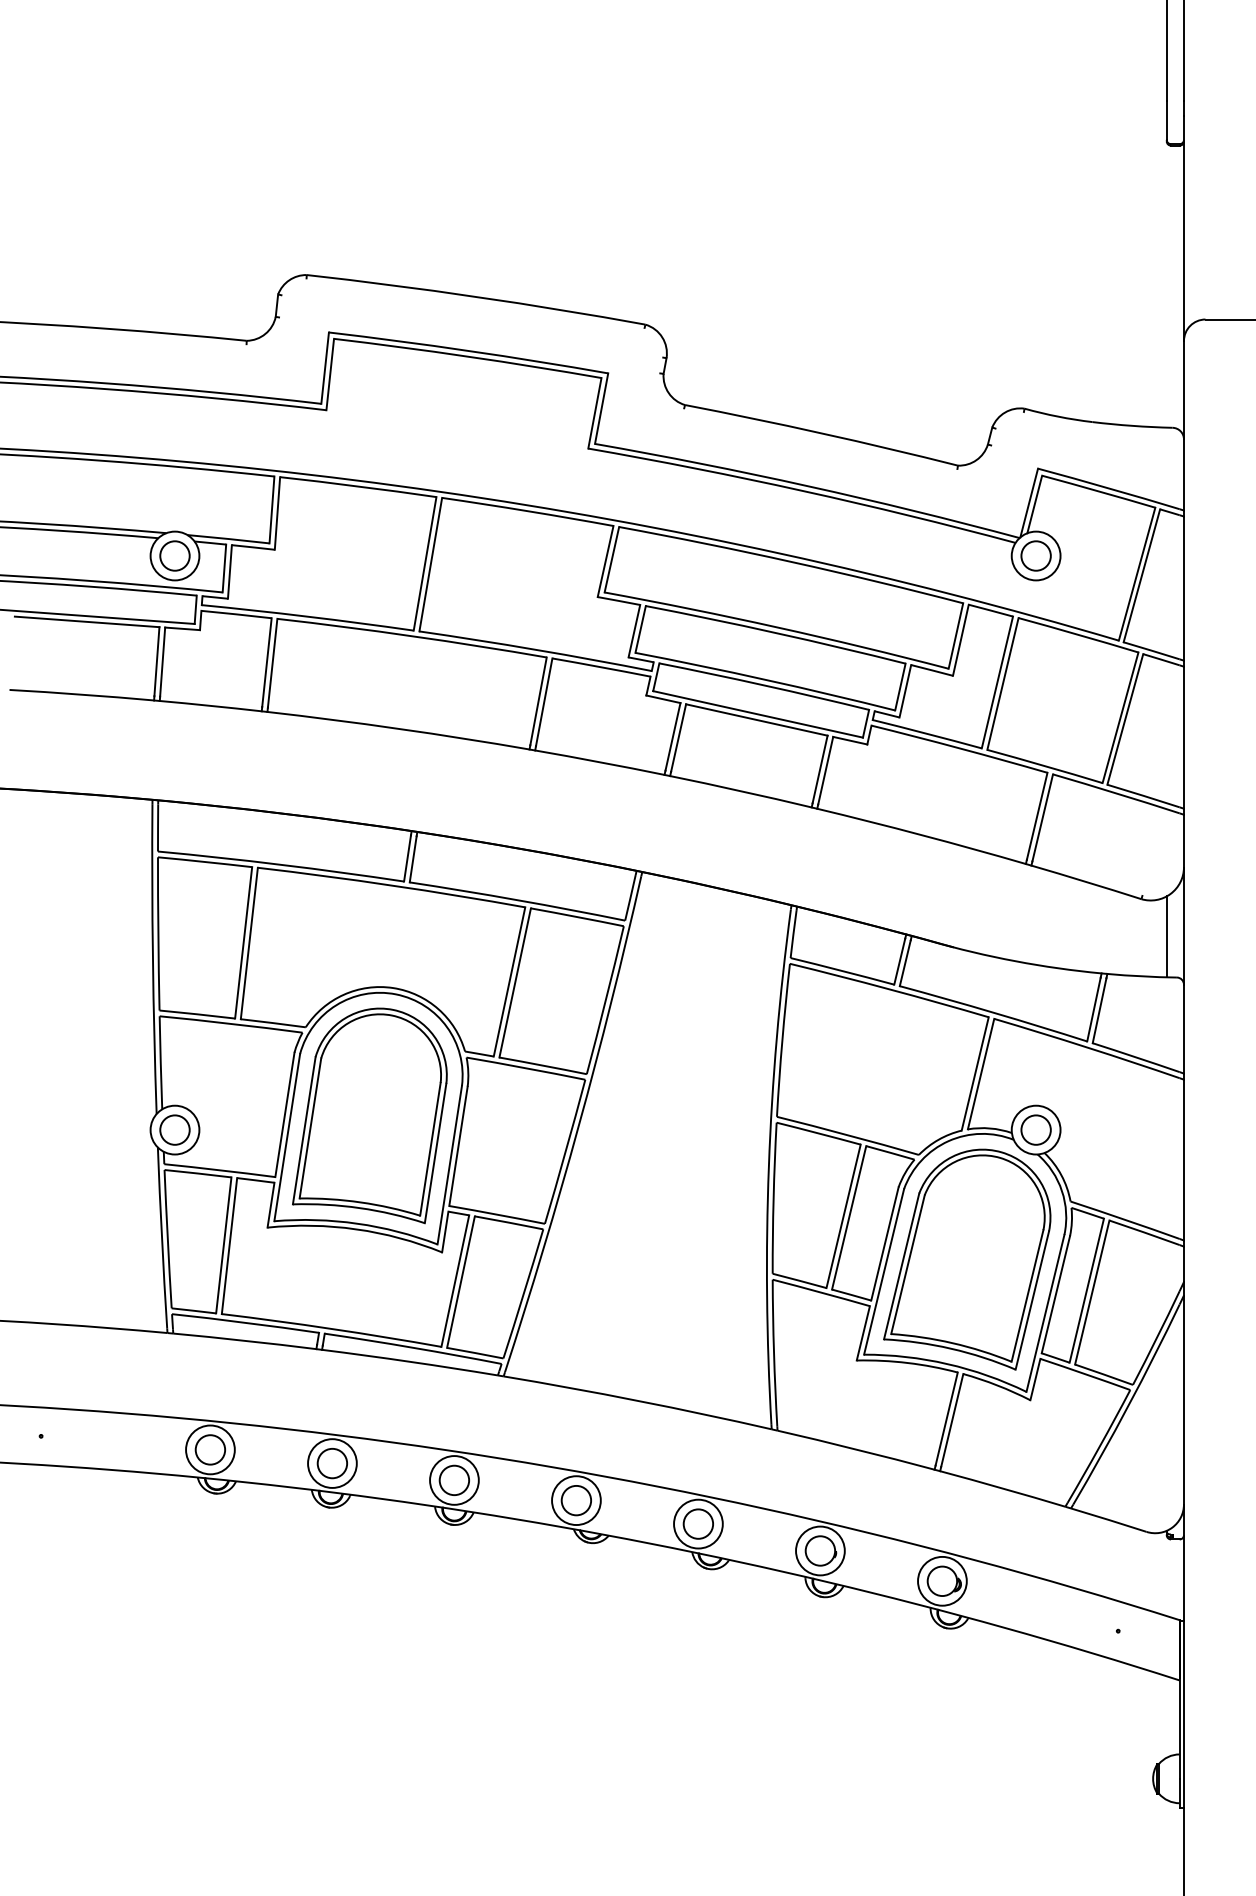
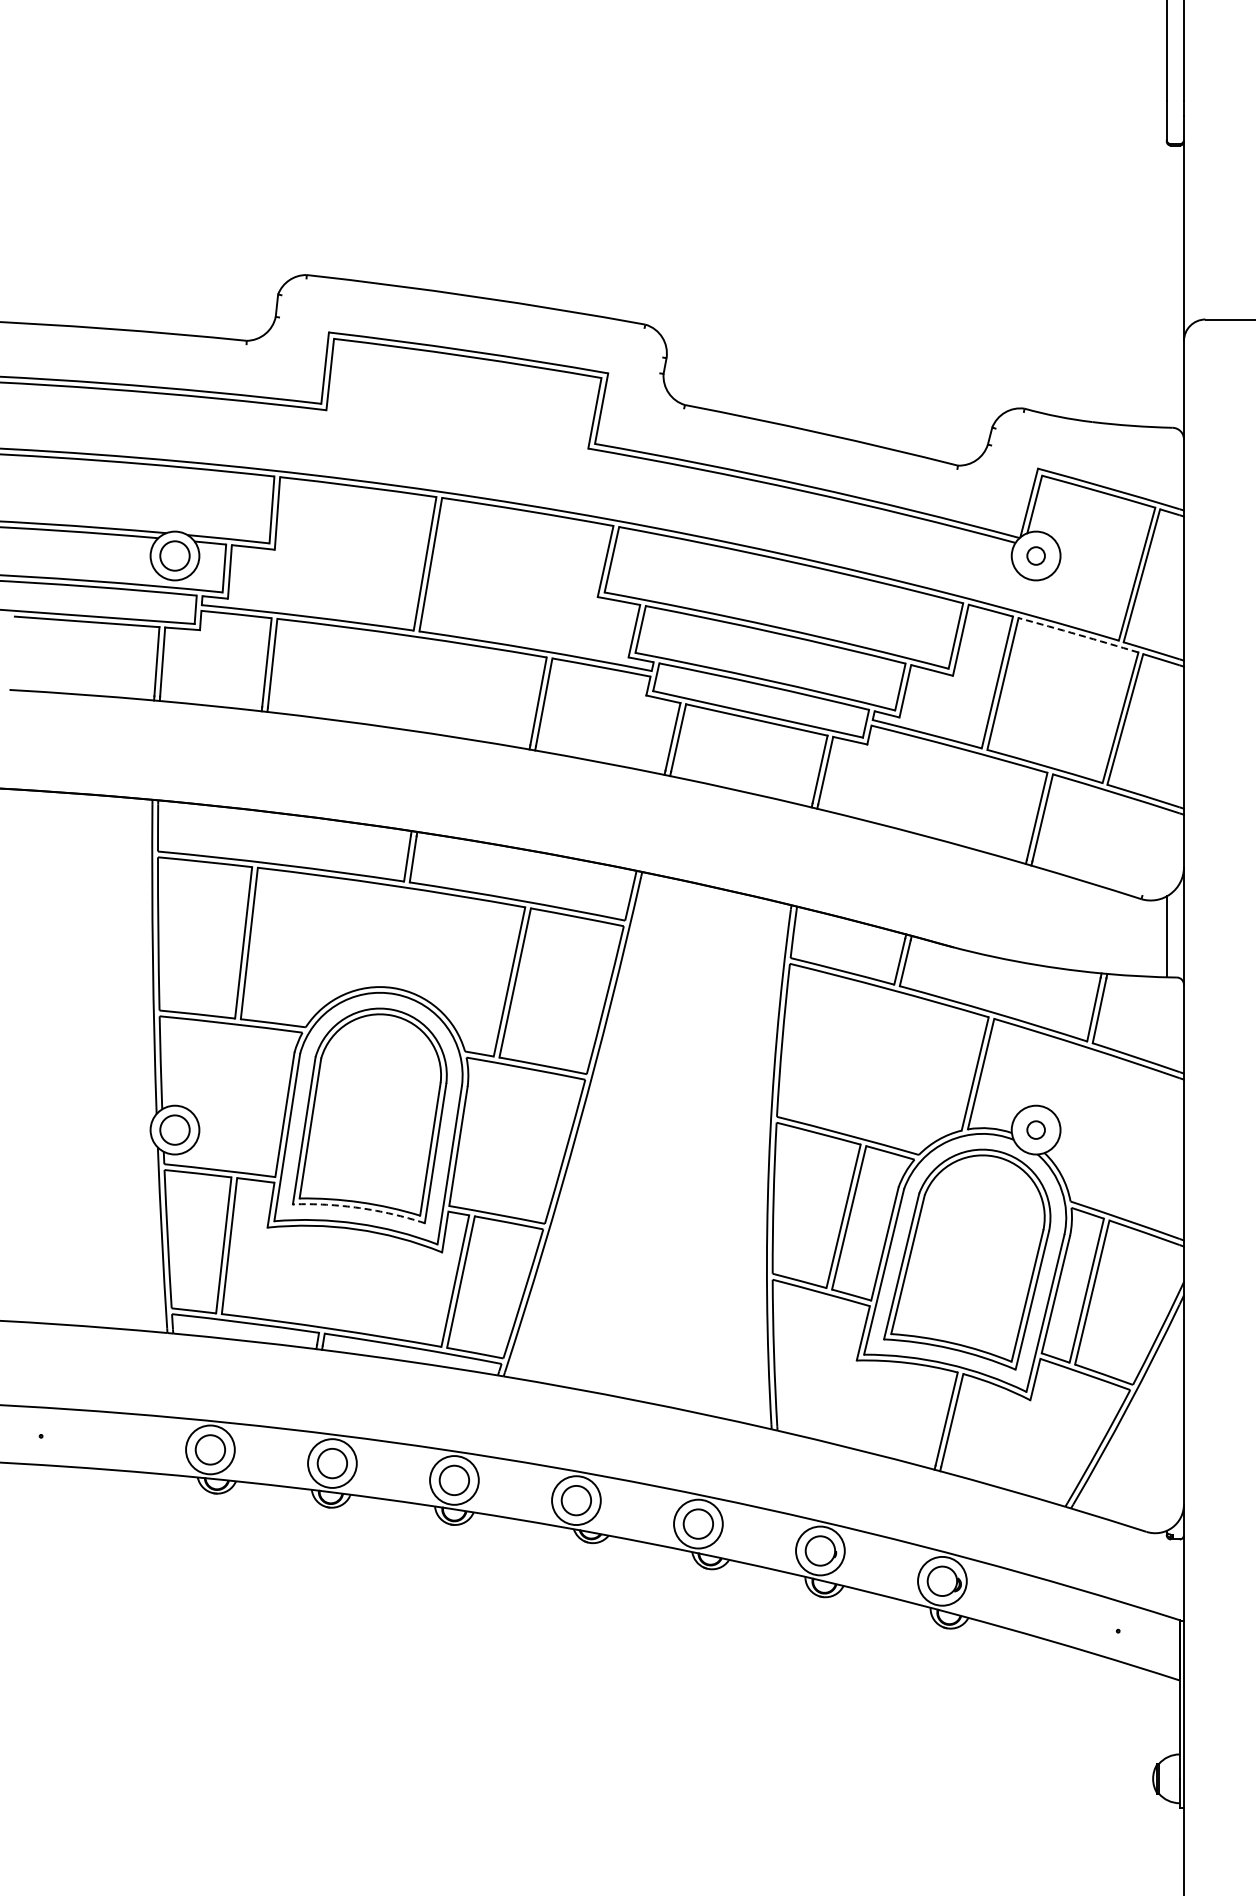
circle diameter: 29 px -> 18 px (1035, 555)
arc: solid -> dashed (1078, 634)
circle diameter: 29 px -> 18 px (1035, 1129)
arc: solid -> dashed (359, 1208)
